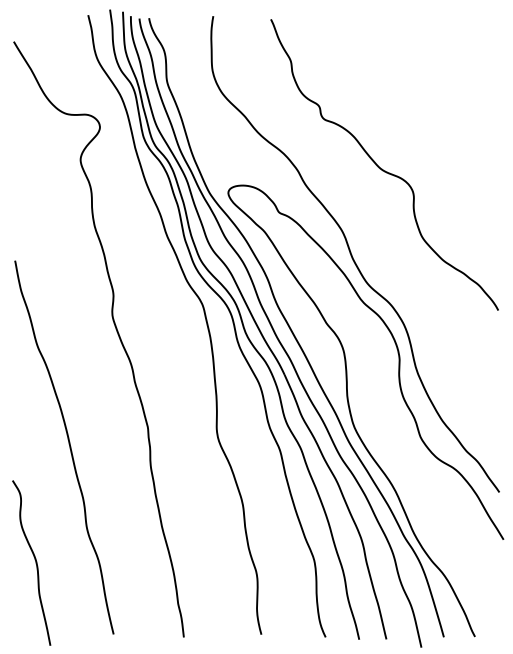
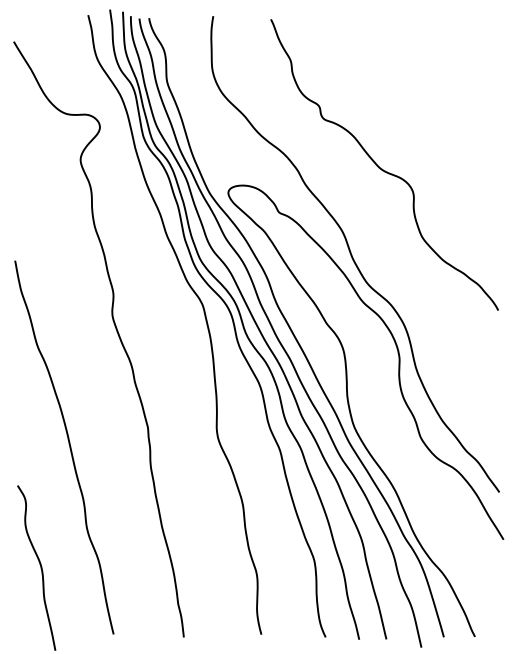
curve position: (35, 562) -> (40, 567) (40, 567)
